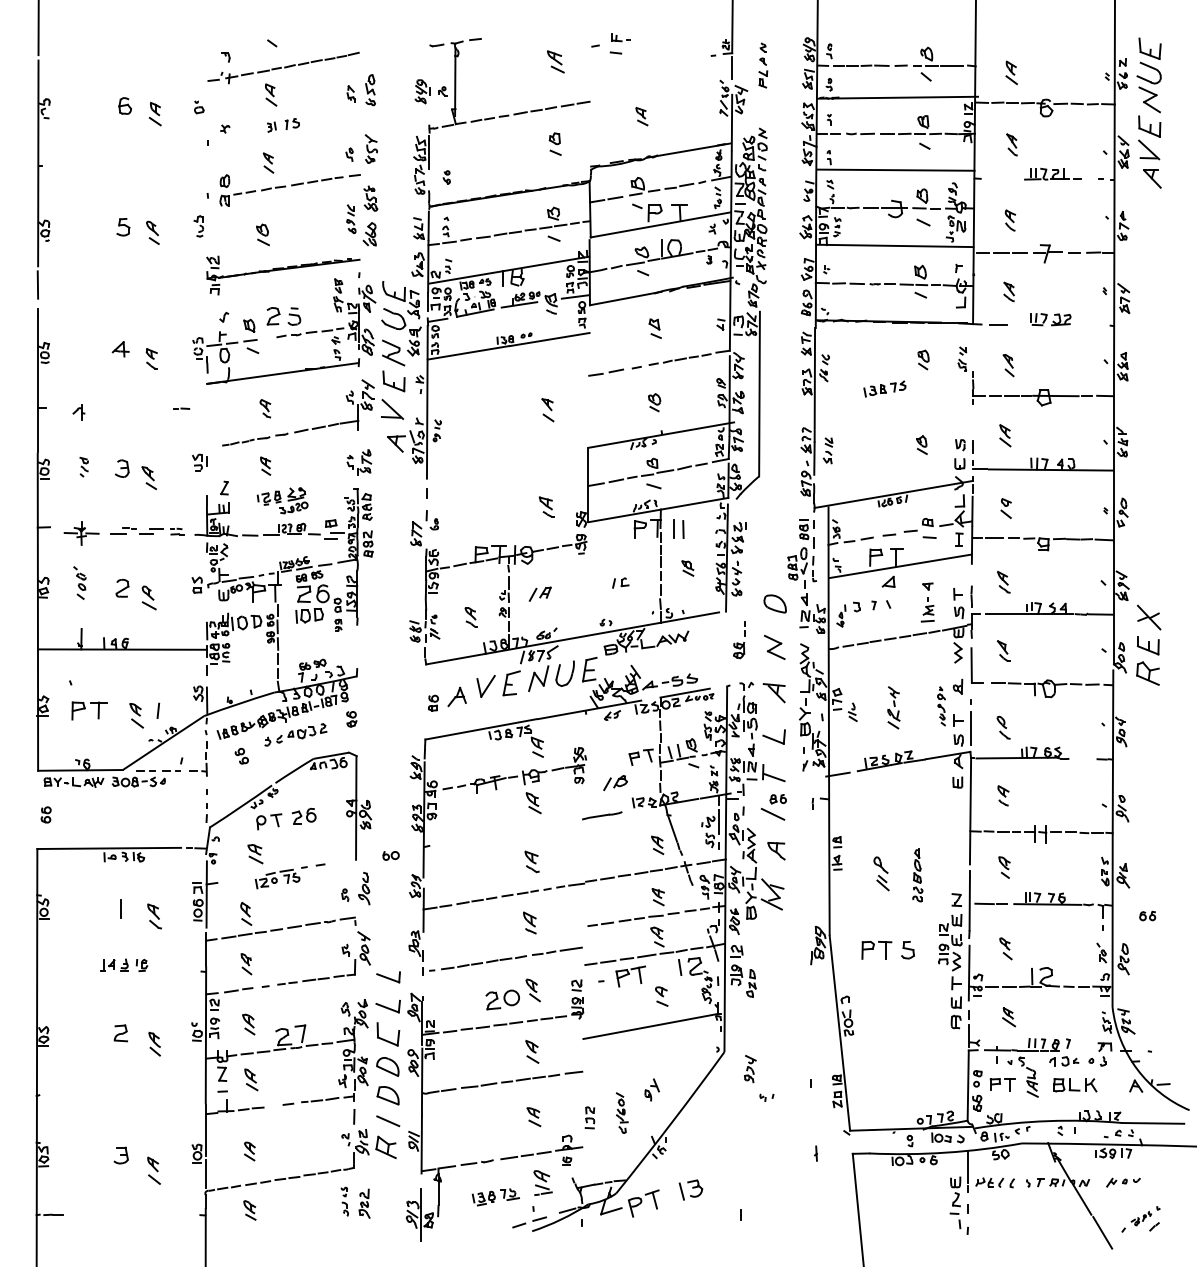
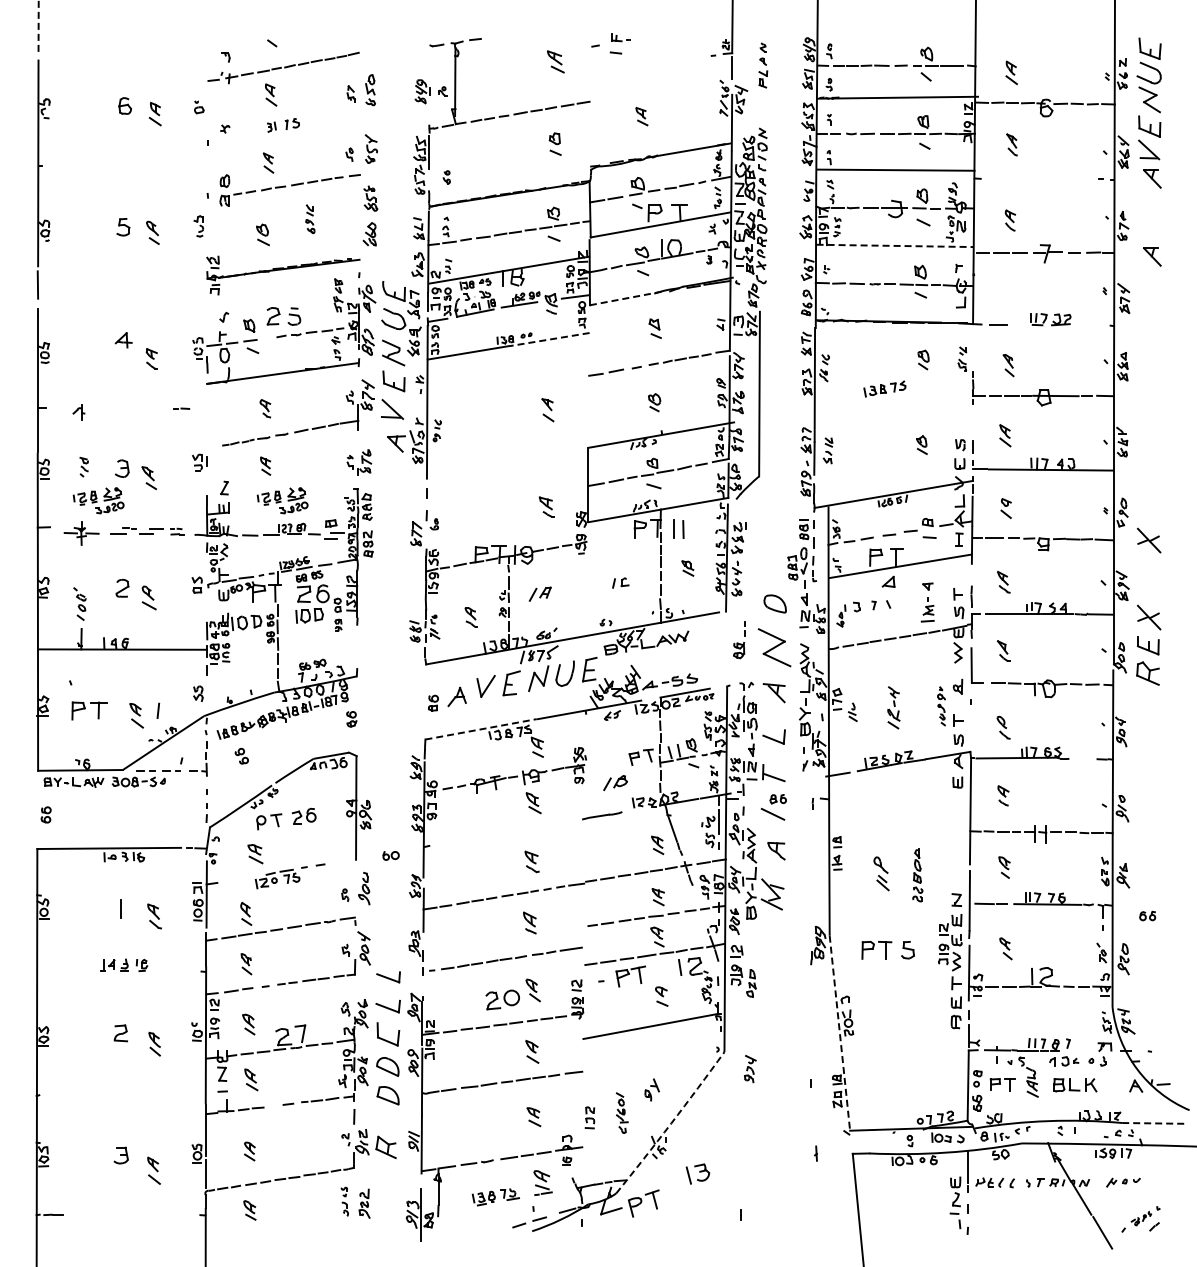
line: solid -> dashed (38, 28)
part: present -> none (1052, 173)
part position: (351, 219) -> (310, 219) (310, 219)
line: solid -> dashed (895, 245)
part: none -> present (1152, 256)
part: present -> none (1008, 291)
line: solid -> dashed (625, 298)
line: solid -> dashed (549, 339)
part position: (120, 349) -> (123, 340) (123, 340)
part: none -> present (98, 500)
part: none -> present (1148, 540)
part position: (79, 582) -> (79, 603) (79, 603)
part size: 22x26 px -> 35x40 px (774, 647)
line: present -> none (206, 699)
line: present -> none (970, 728)
line: solid -> dashed (481, 729)
part: present -> none (295, 734)
part: present -> none (1009, 1017)
line: solid -> dashed (839, 1033)
part: present -> none (766, 1097)
line: present -> none (388, 1121)
arc: solid -> dashed (671, 1123)
line: solid -> dashed (1153, 1123)
part position: (690, 1189) -> (697, 1173) (697, 1173)
